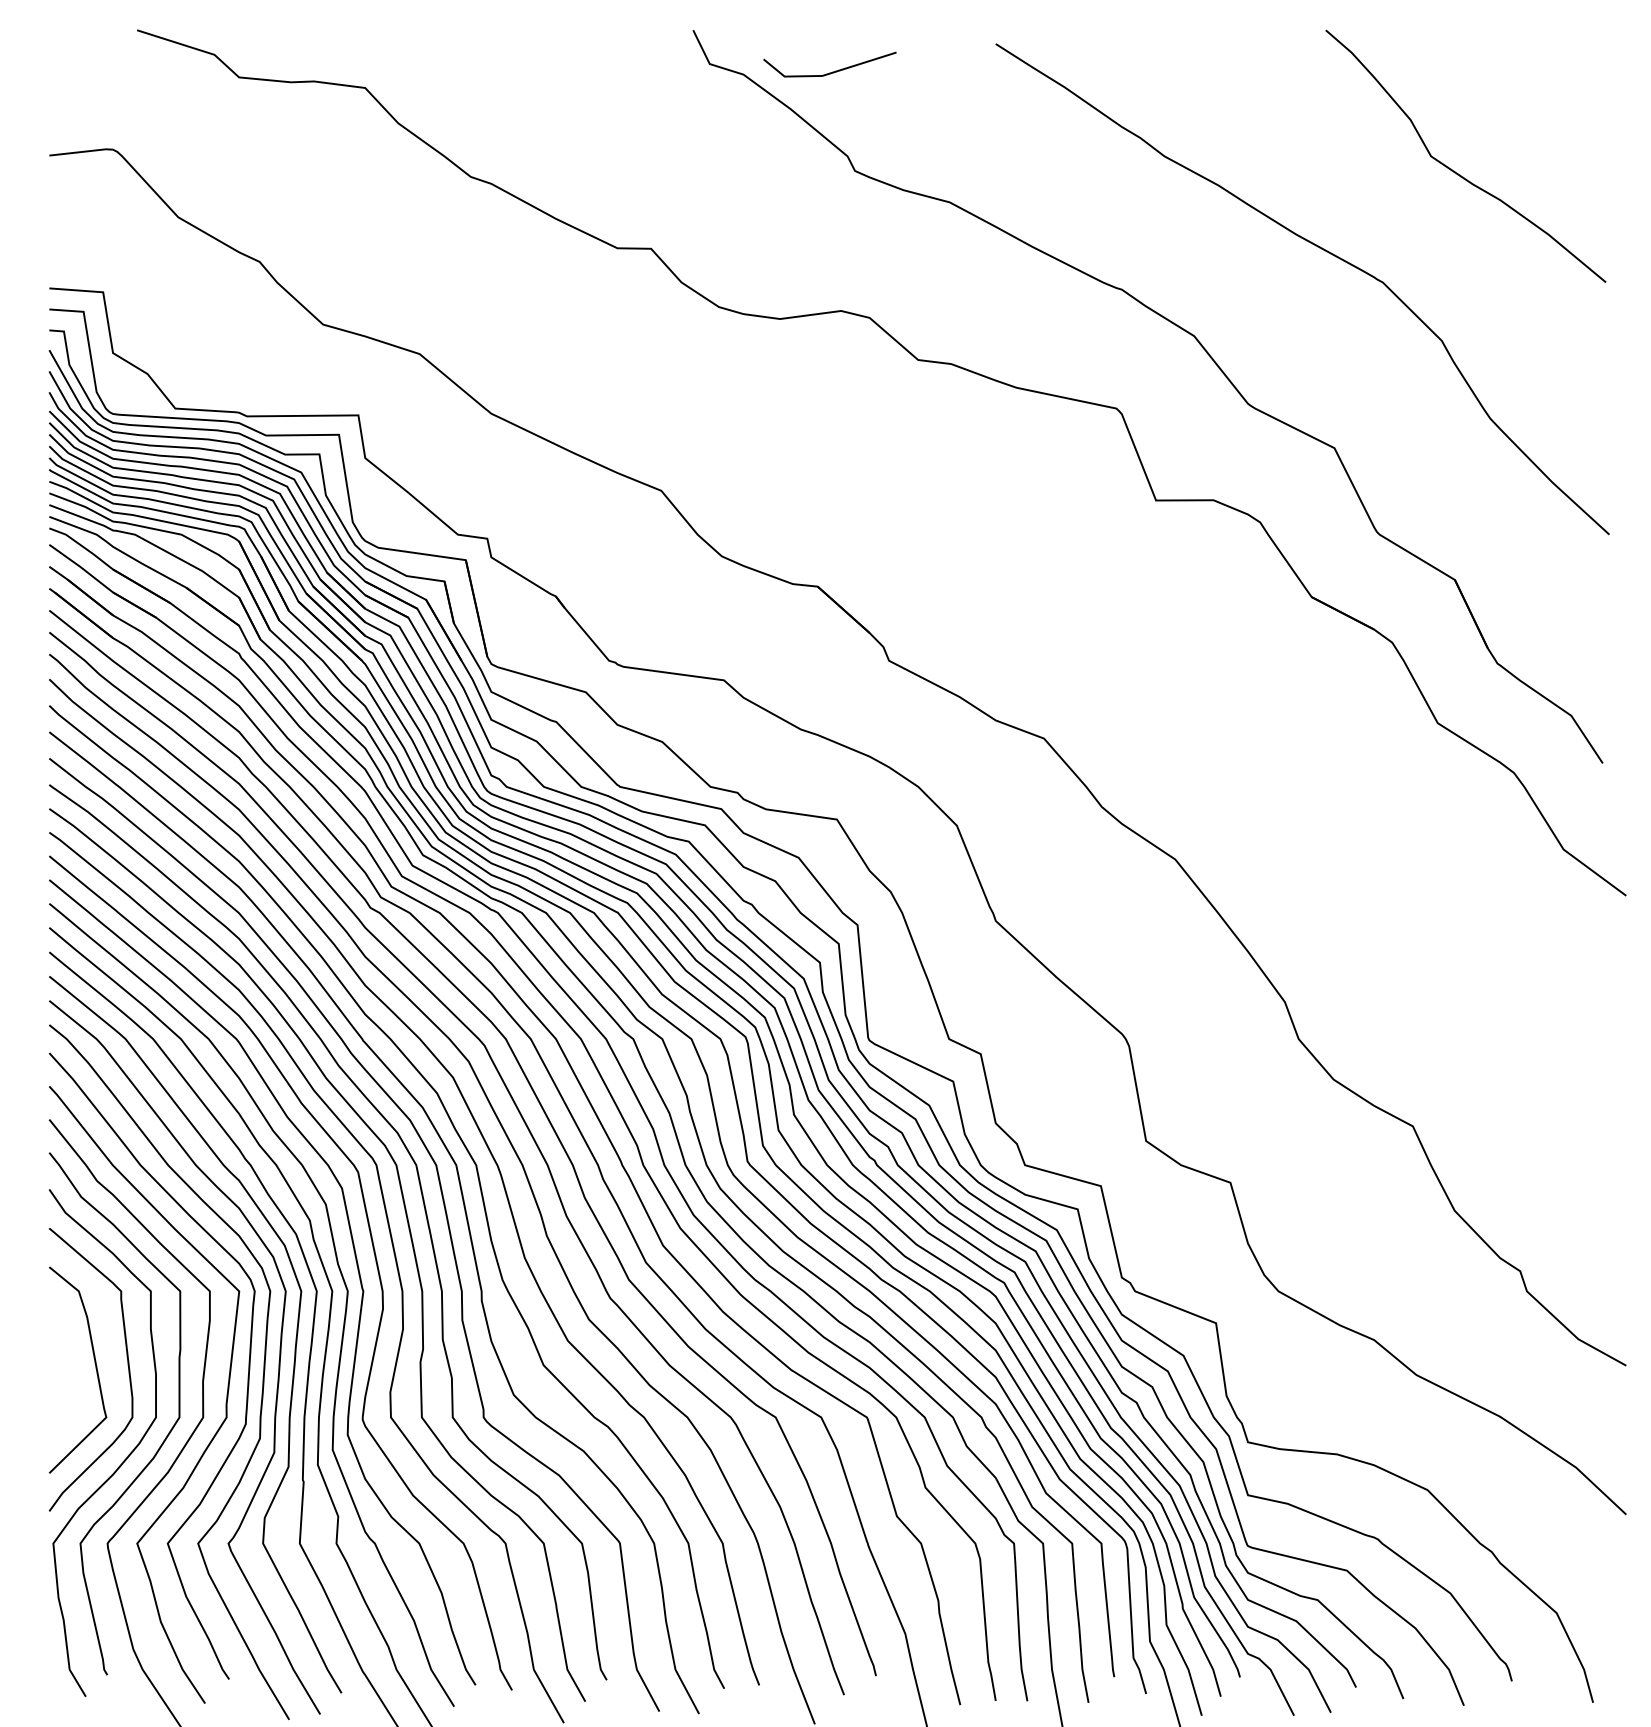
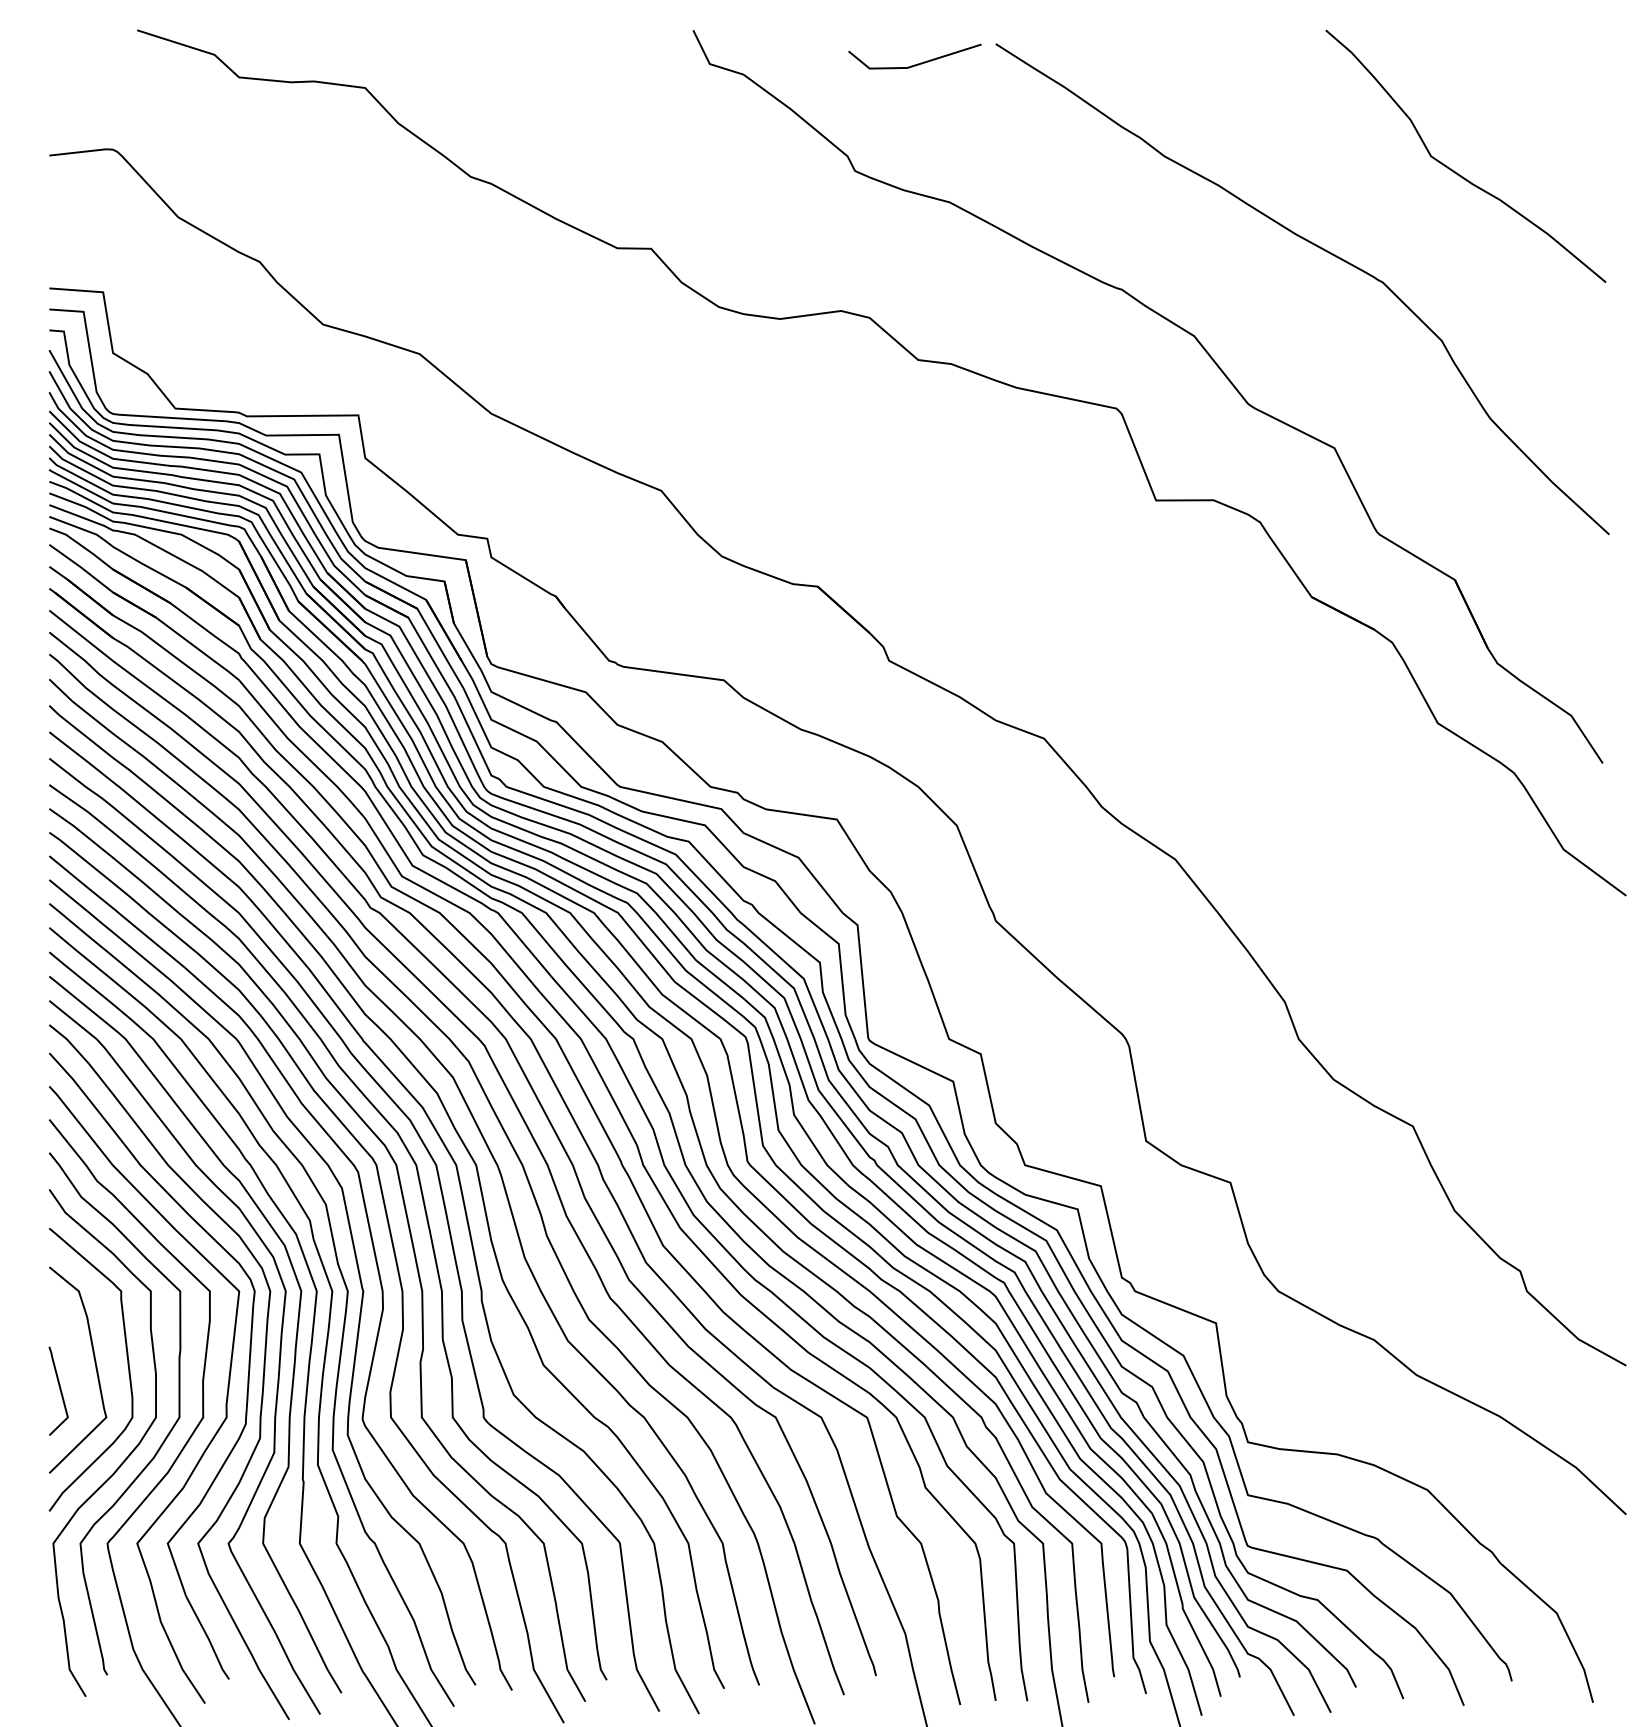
line position: (832, 71) -> (917, 63) (917, 63)
line: none -> present (59, 1389)
